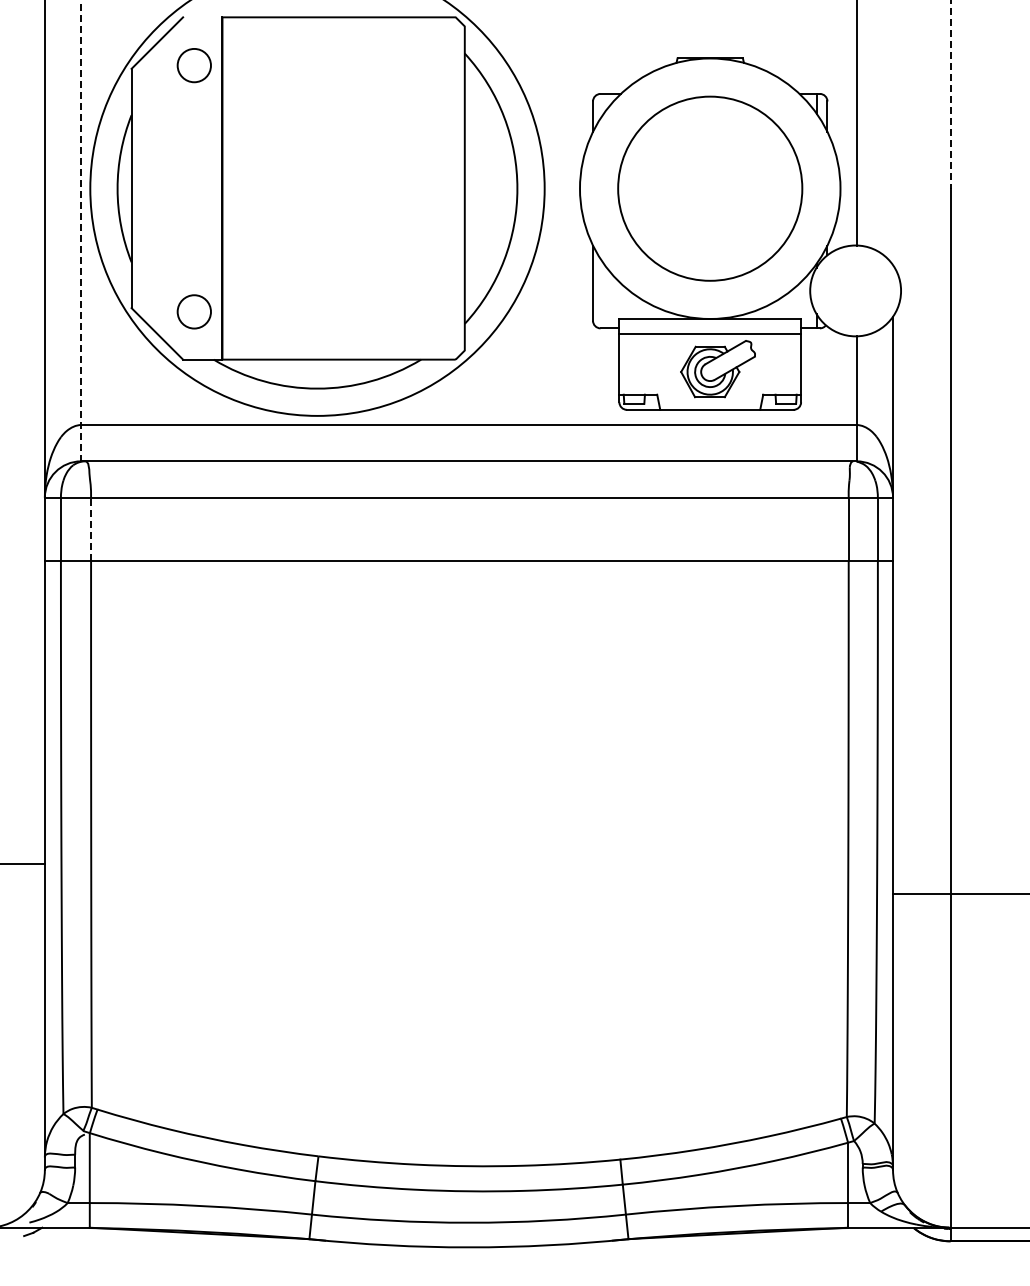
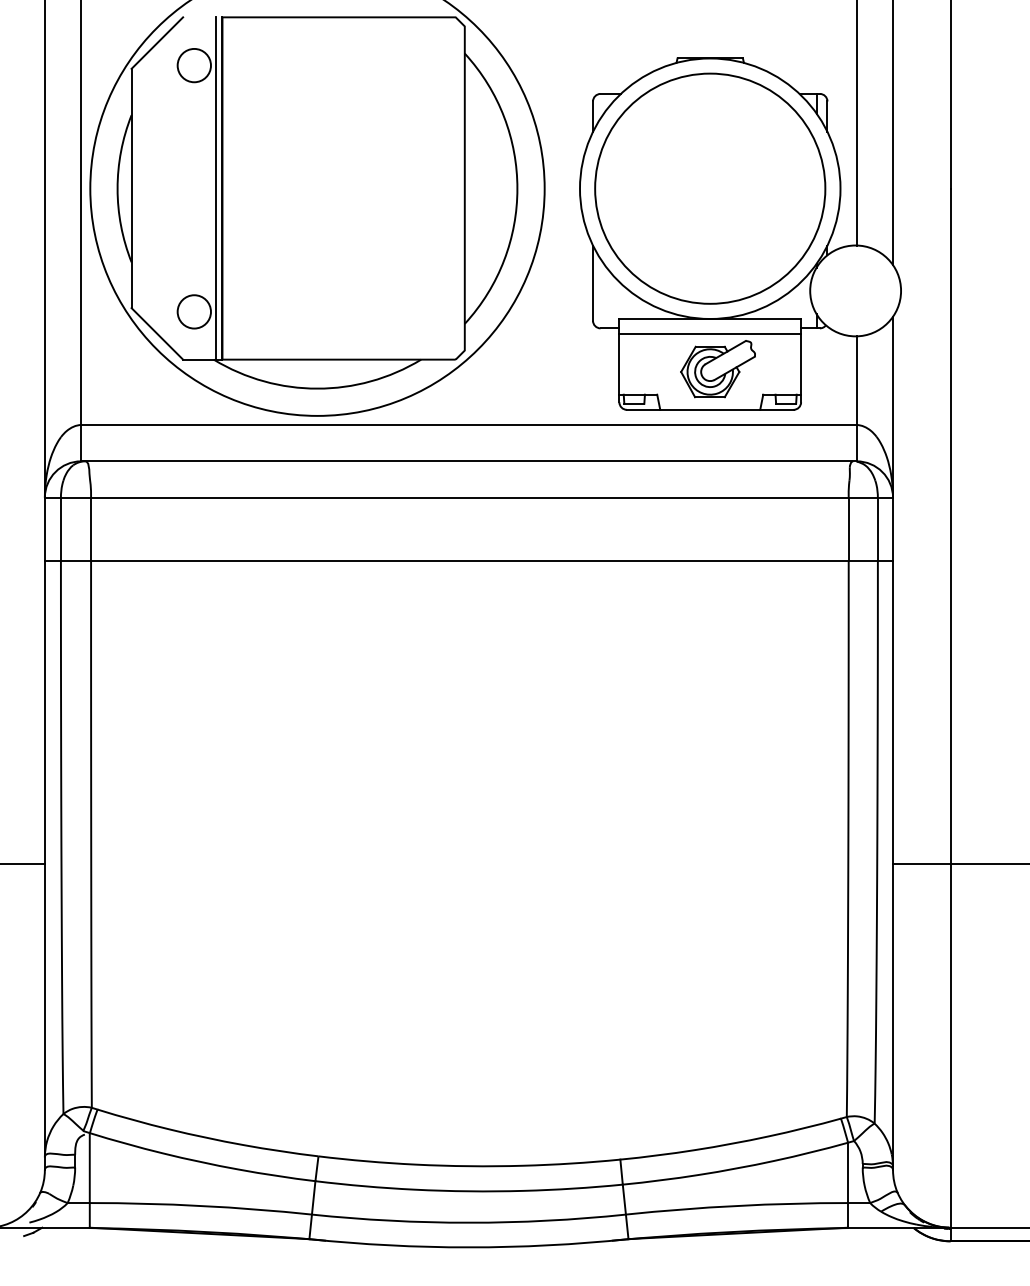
line: dashed -> solid (950, 94)
line: none -> present (893, 133)
line: none -> present (216, 188)
circle diameter: 184 px -> 230 px (710, 188)
line: dashed -> solid (81, 230)
line: dashed -> solid (91, 529)
line position: (959, 894) -> (959, 864) (959, 864)
